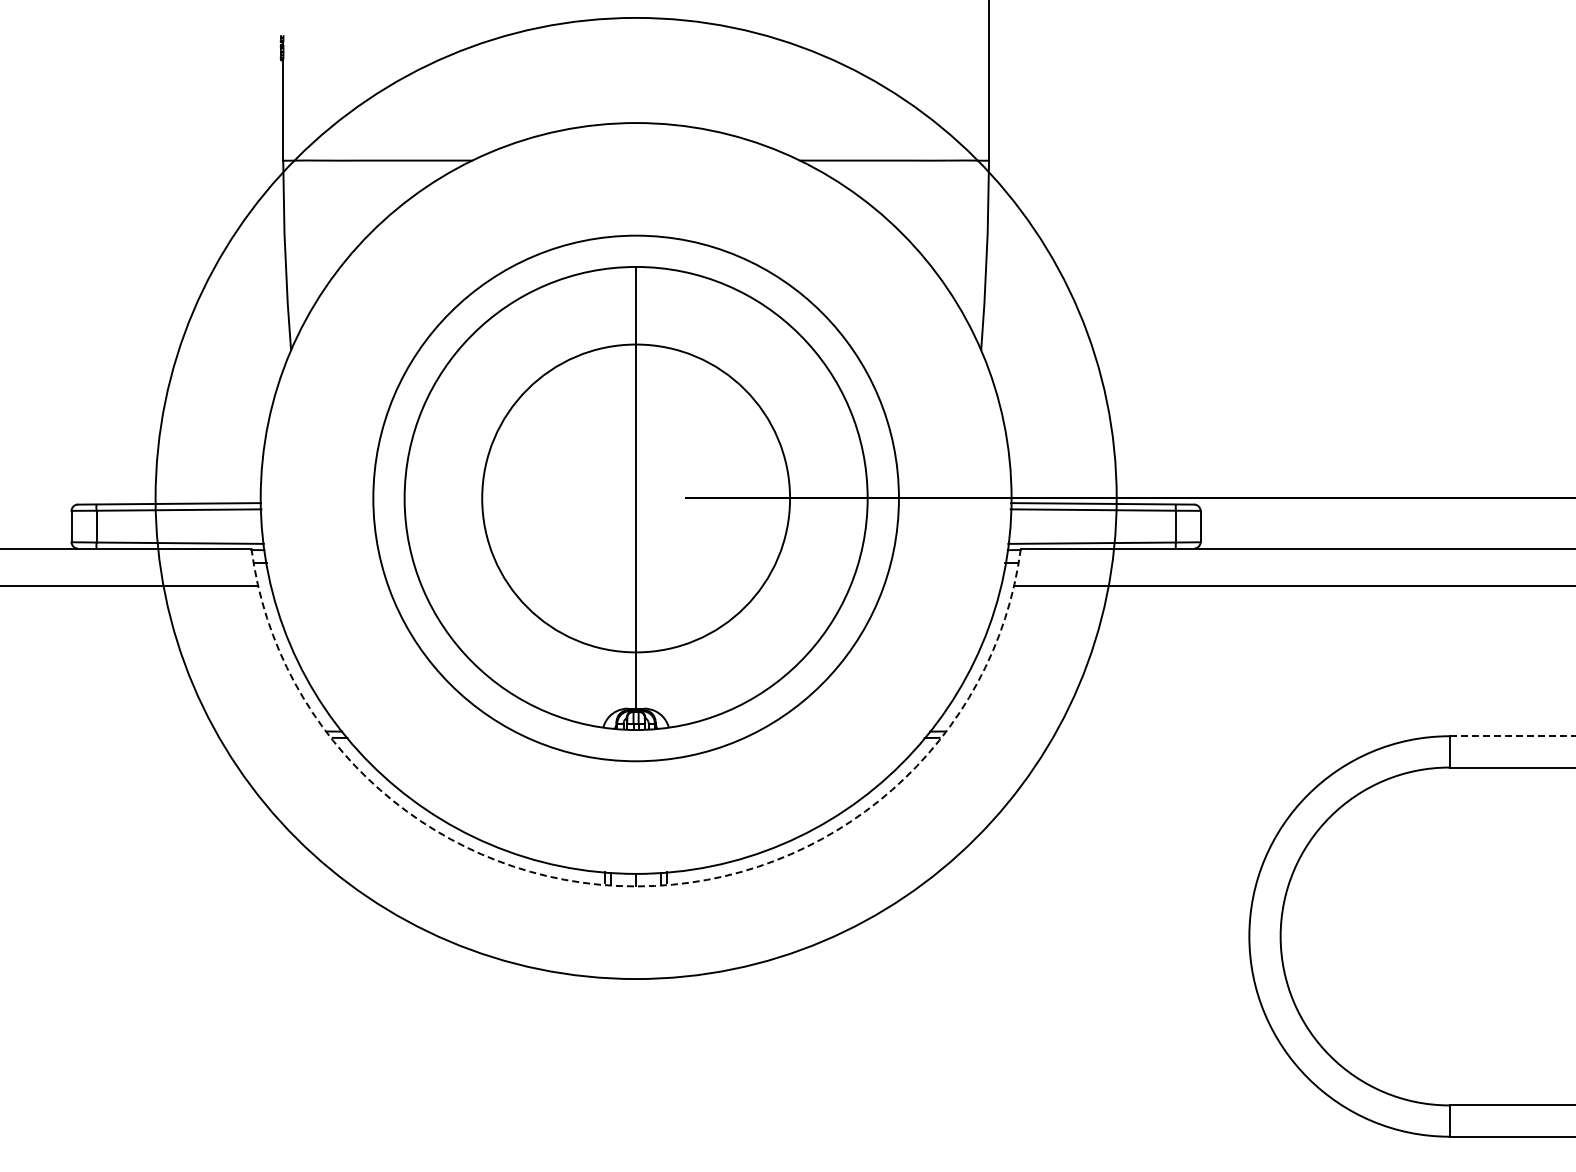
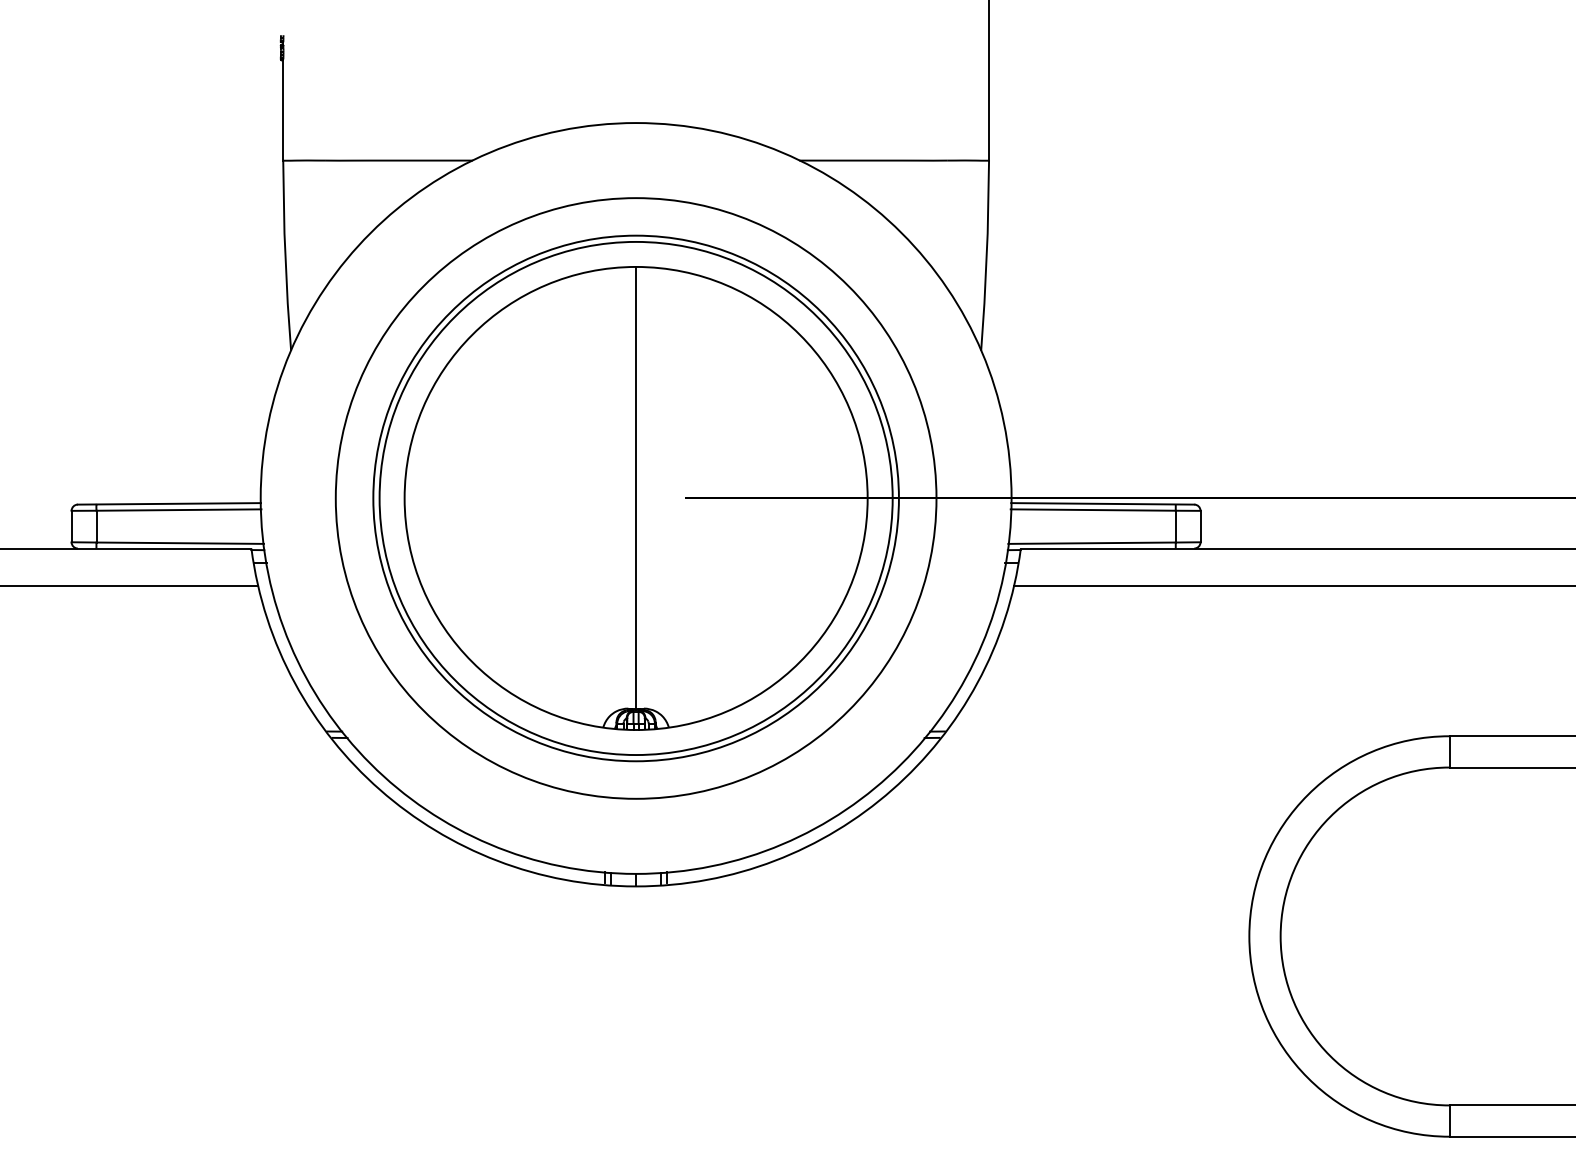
circle diameter: 961 px -> 601 px (635, 498)
circle diameter: 308 px -> 513 px (635, 498)
line: dashed -> solid (1512, 736)
arc: dashed -> solid (636, 886)
